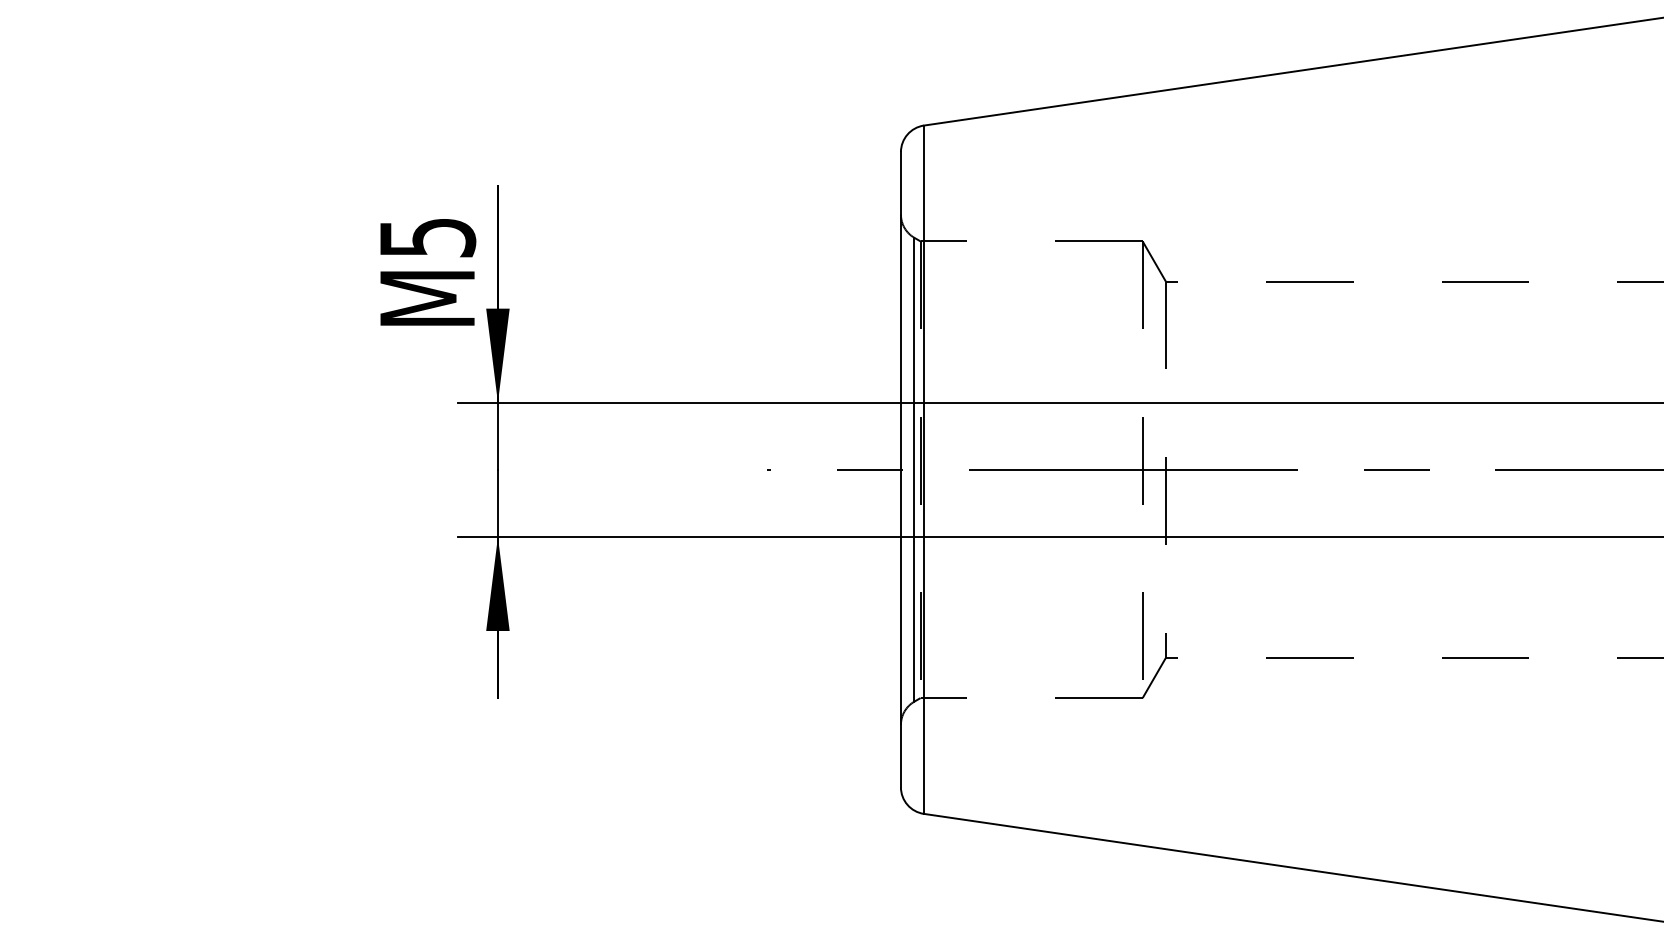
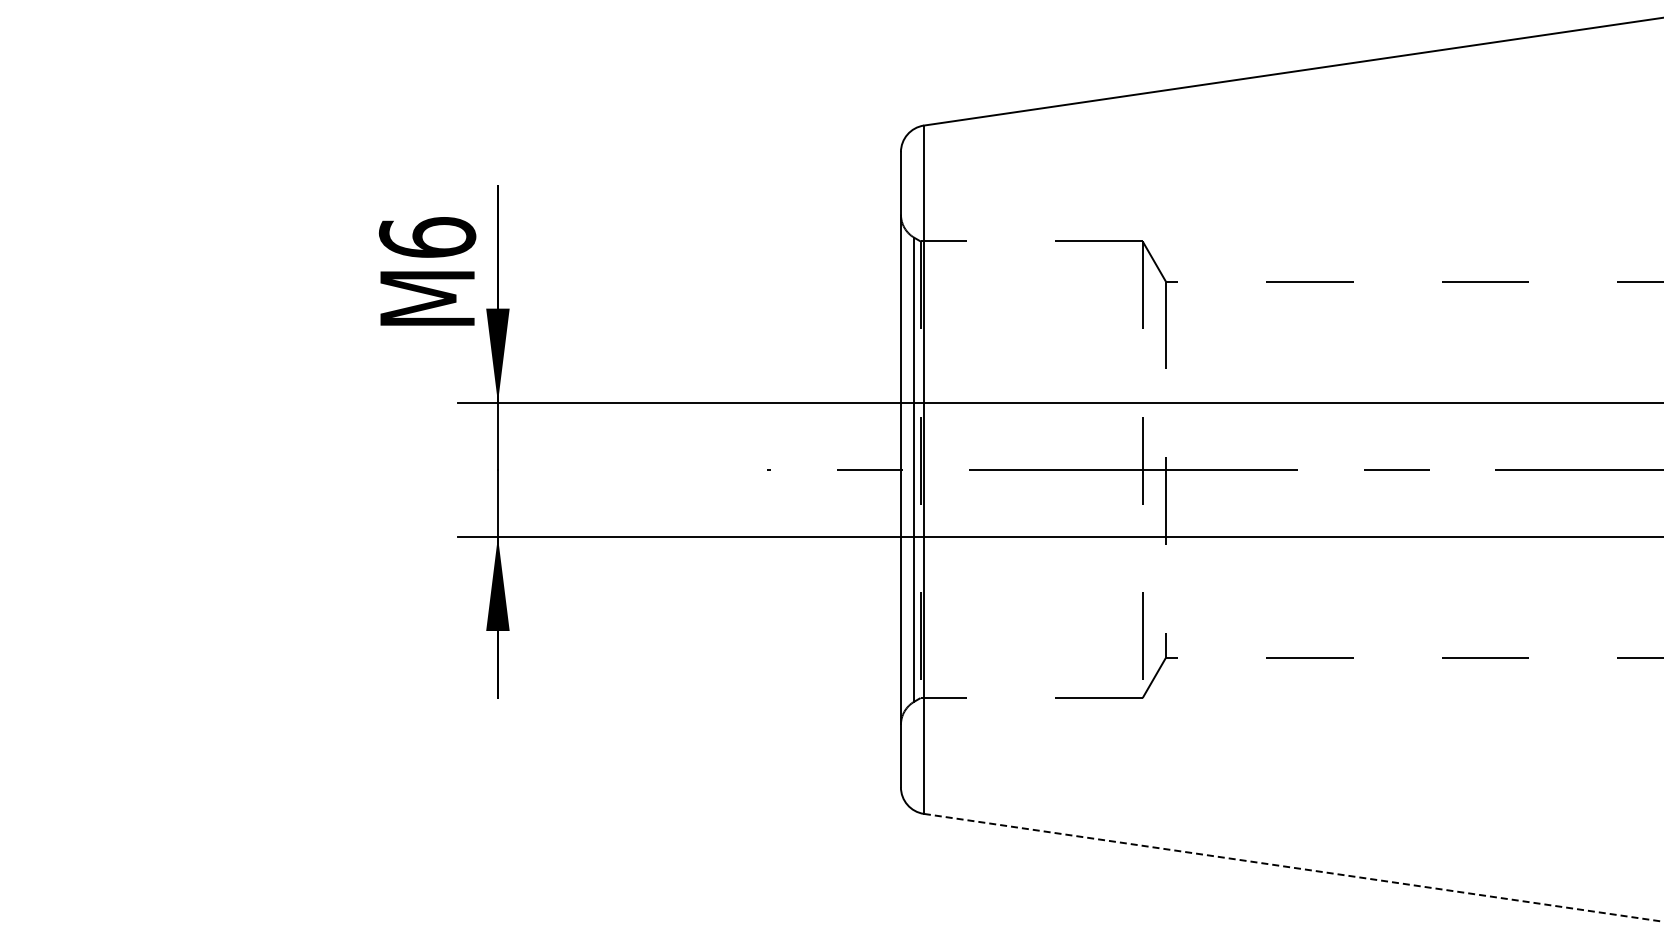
text: M5 -> M6 (427, 237)
line: solid -> dashed (1293, 867)
